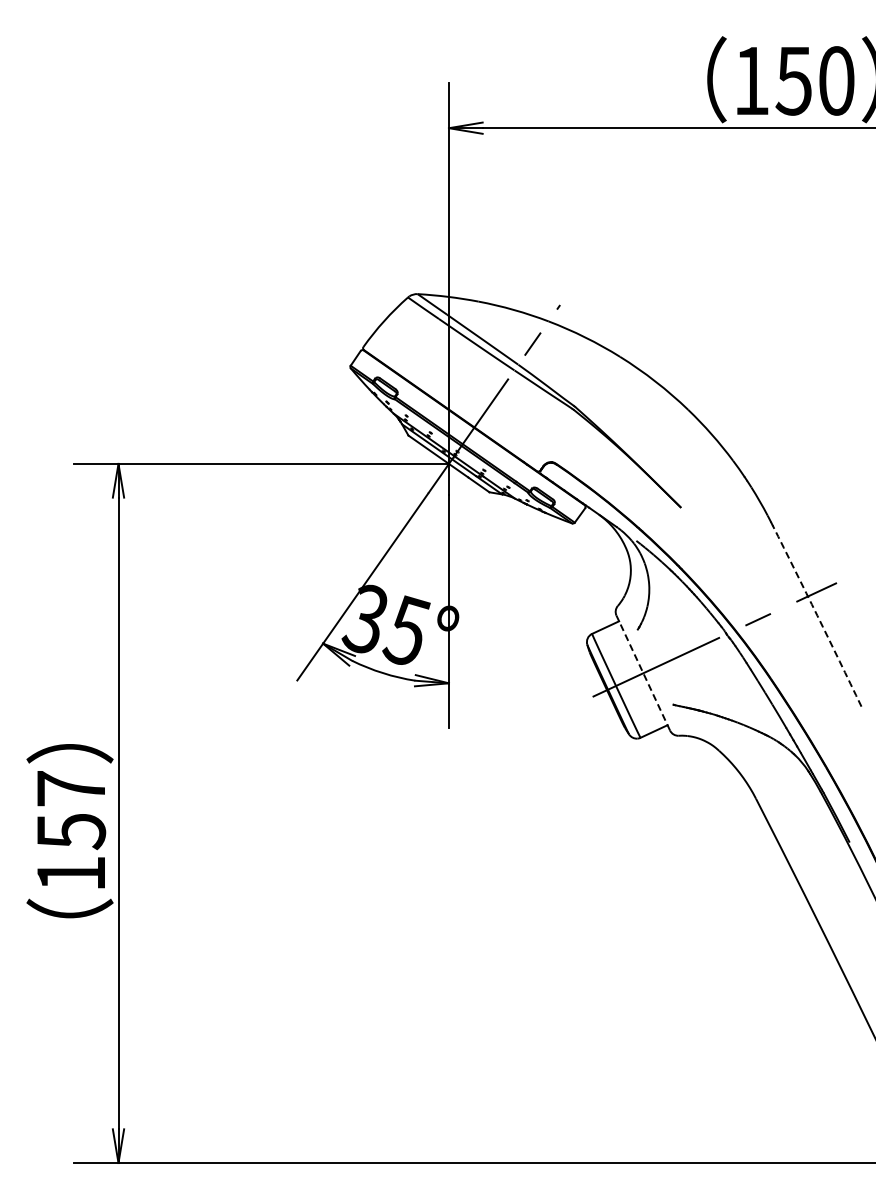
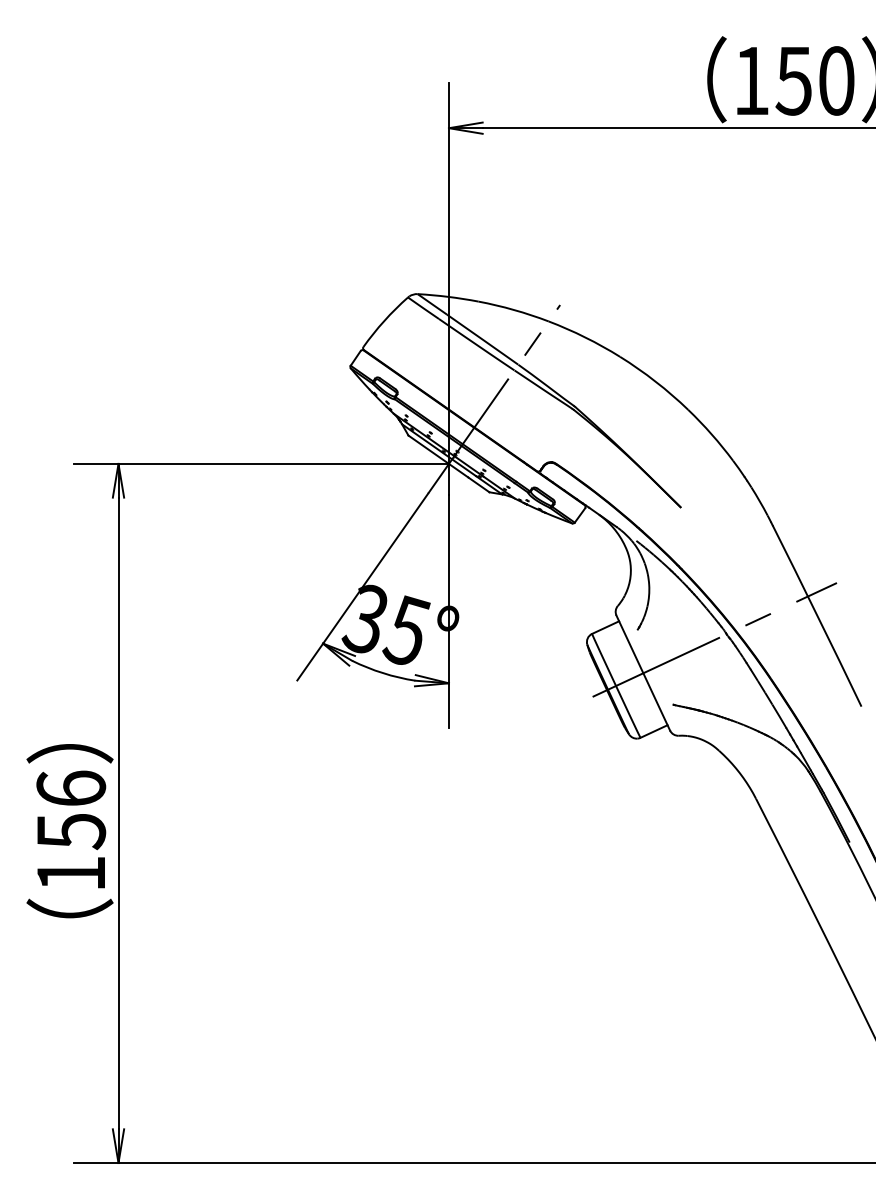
arc: dashed -> solid (817, 615)
line: dashed -> solid (643, 672)
text: 157 -> 156 (71, 788)
